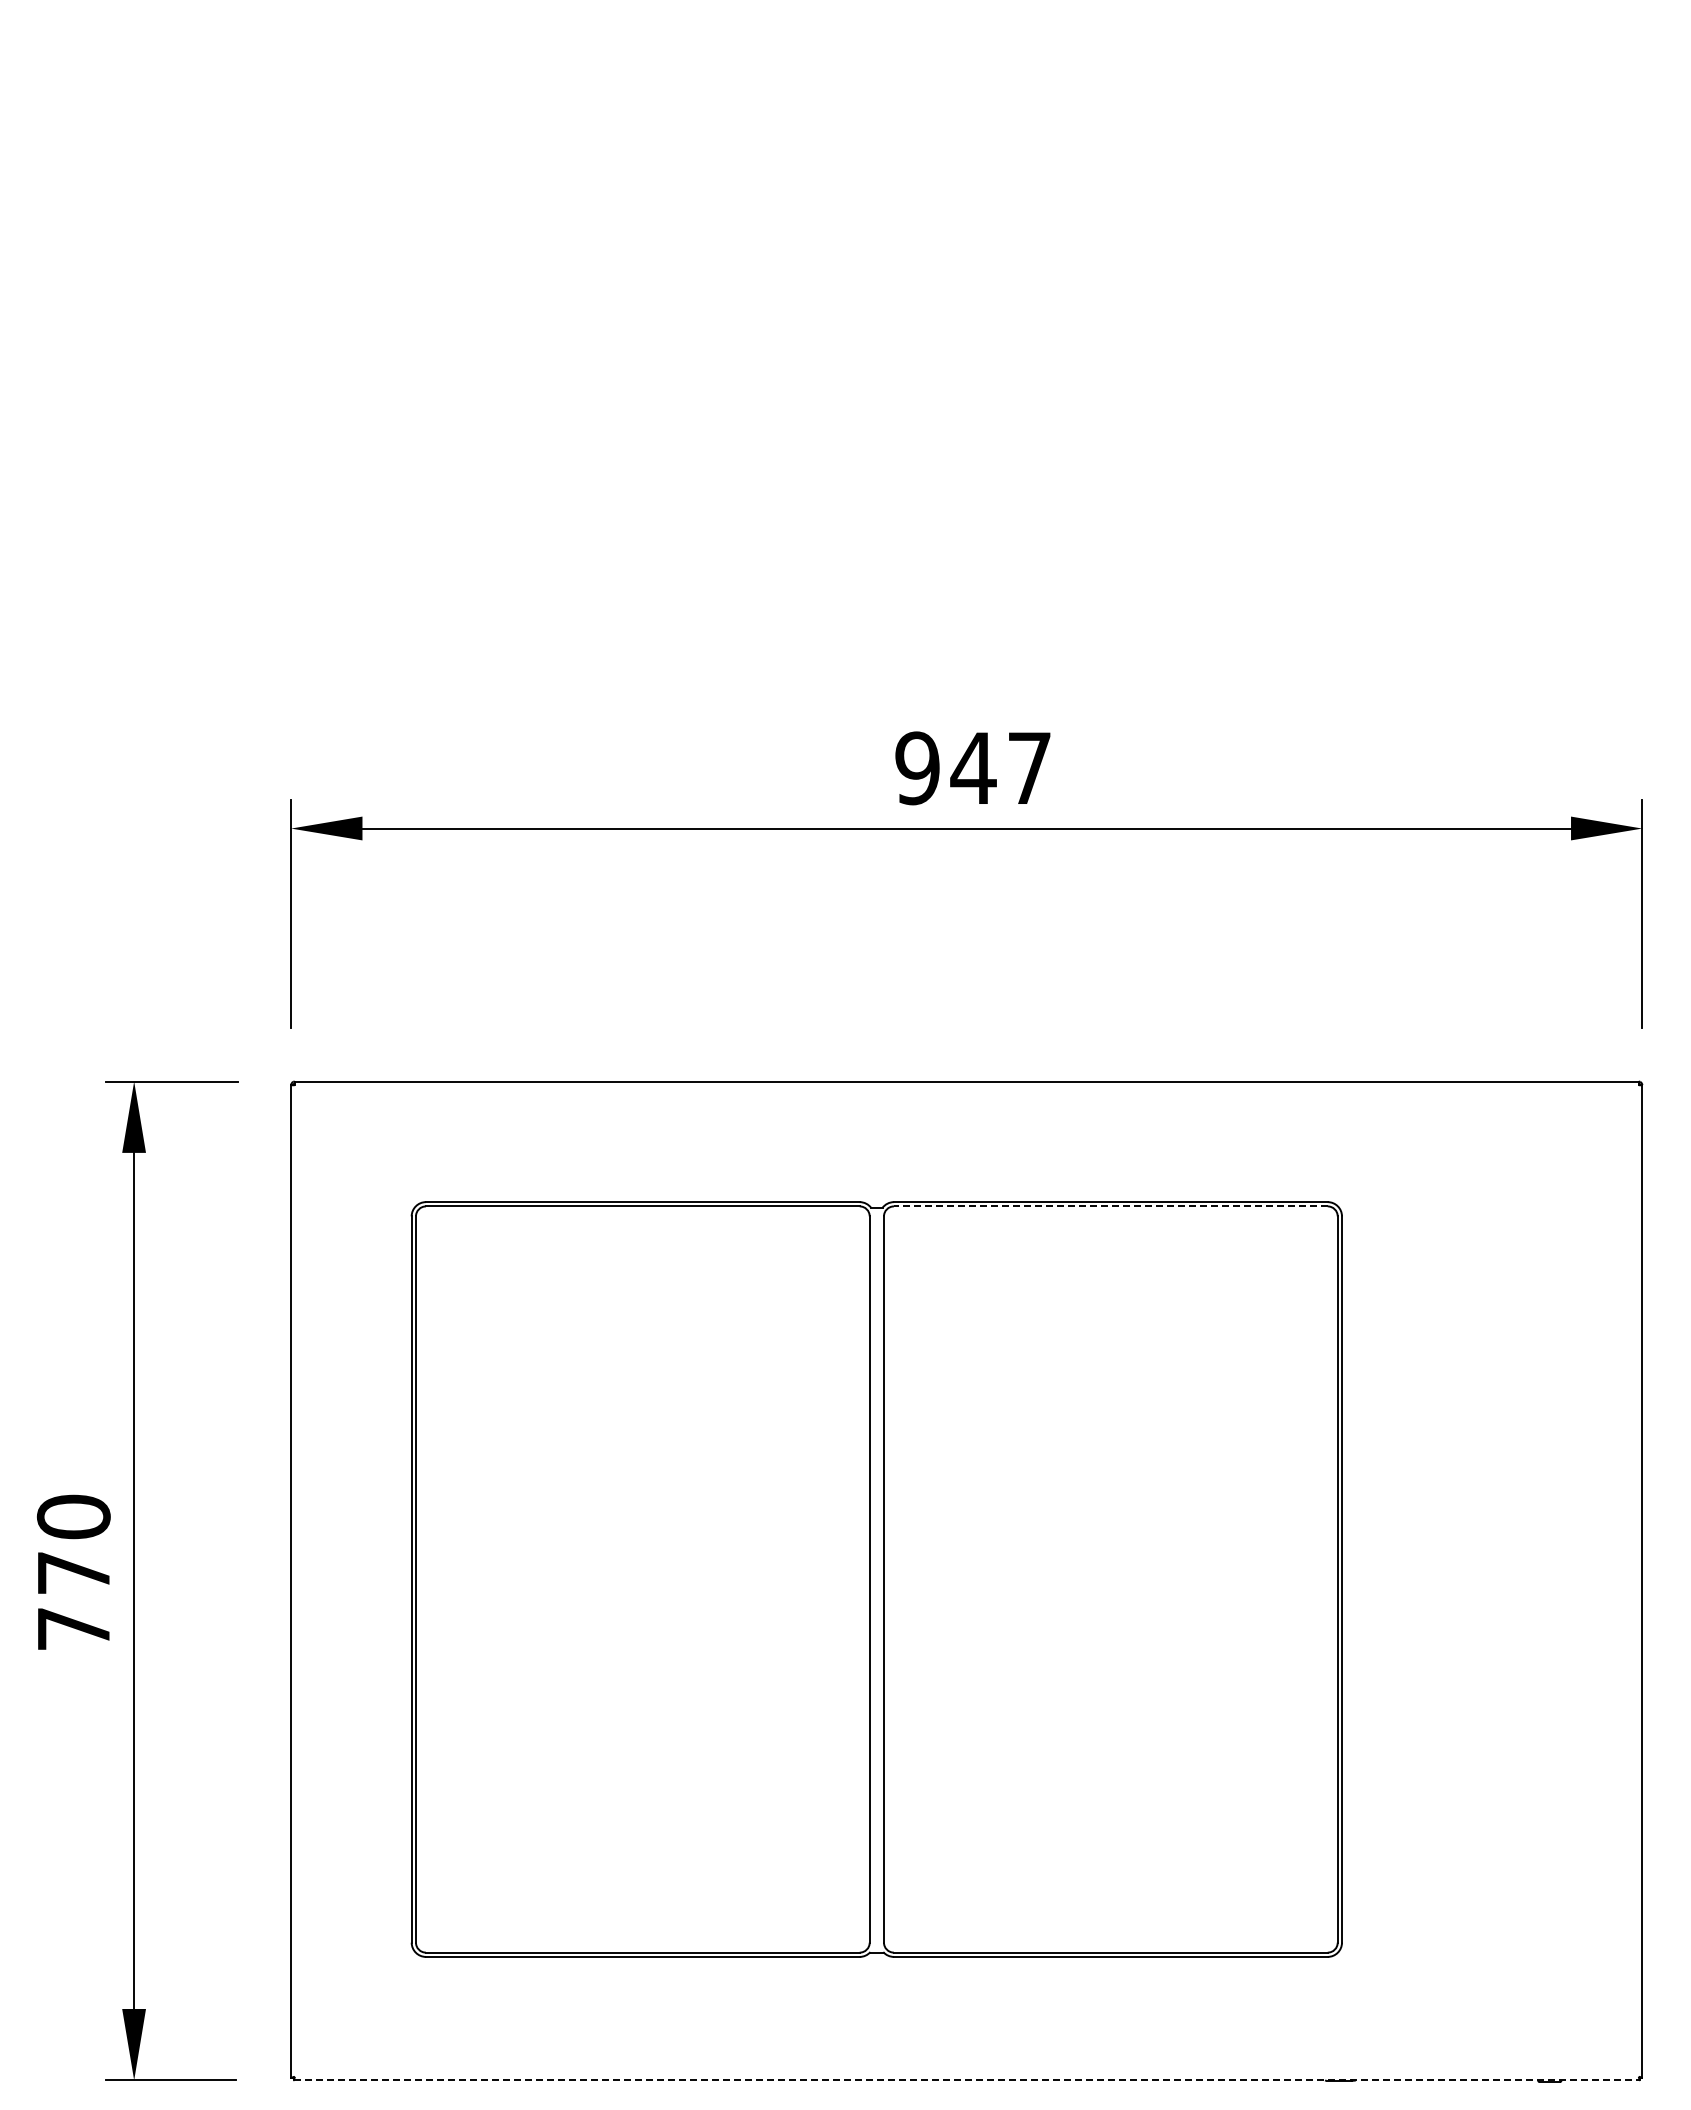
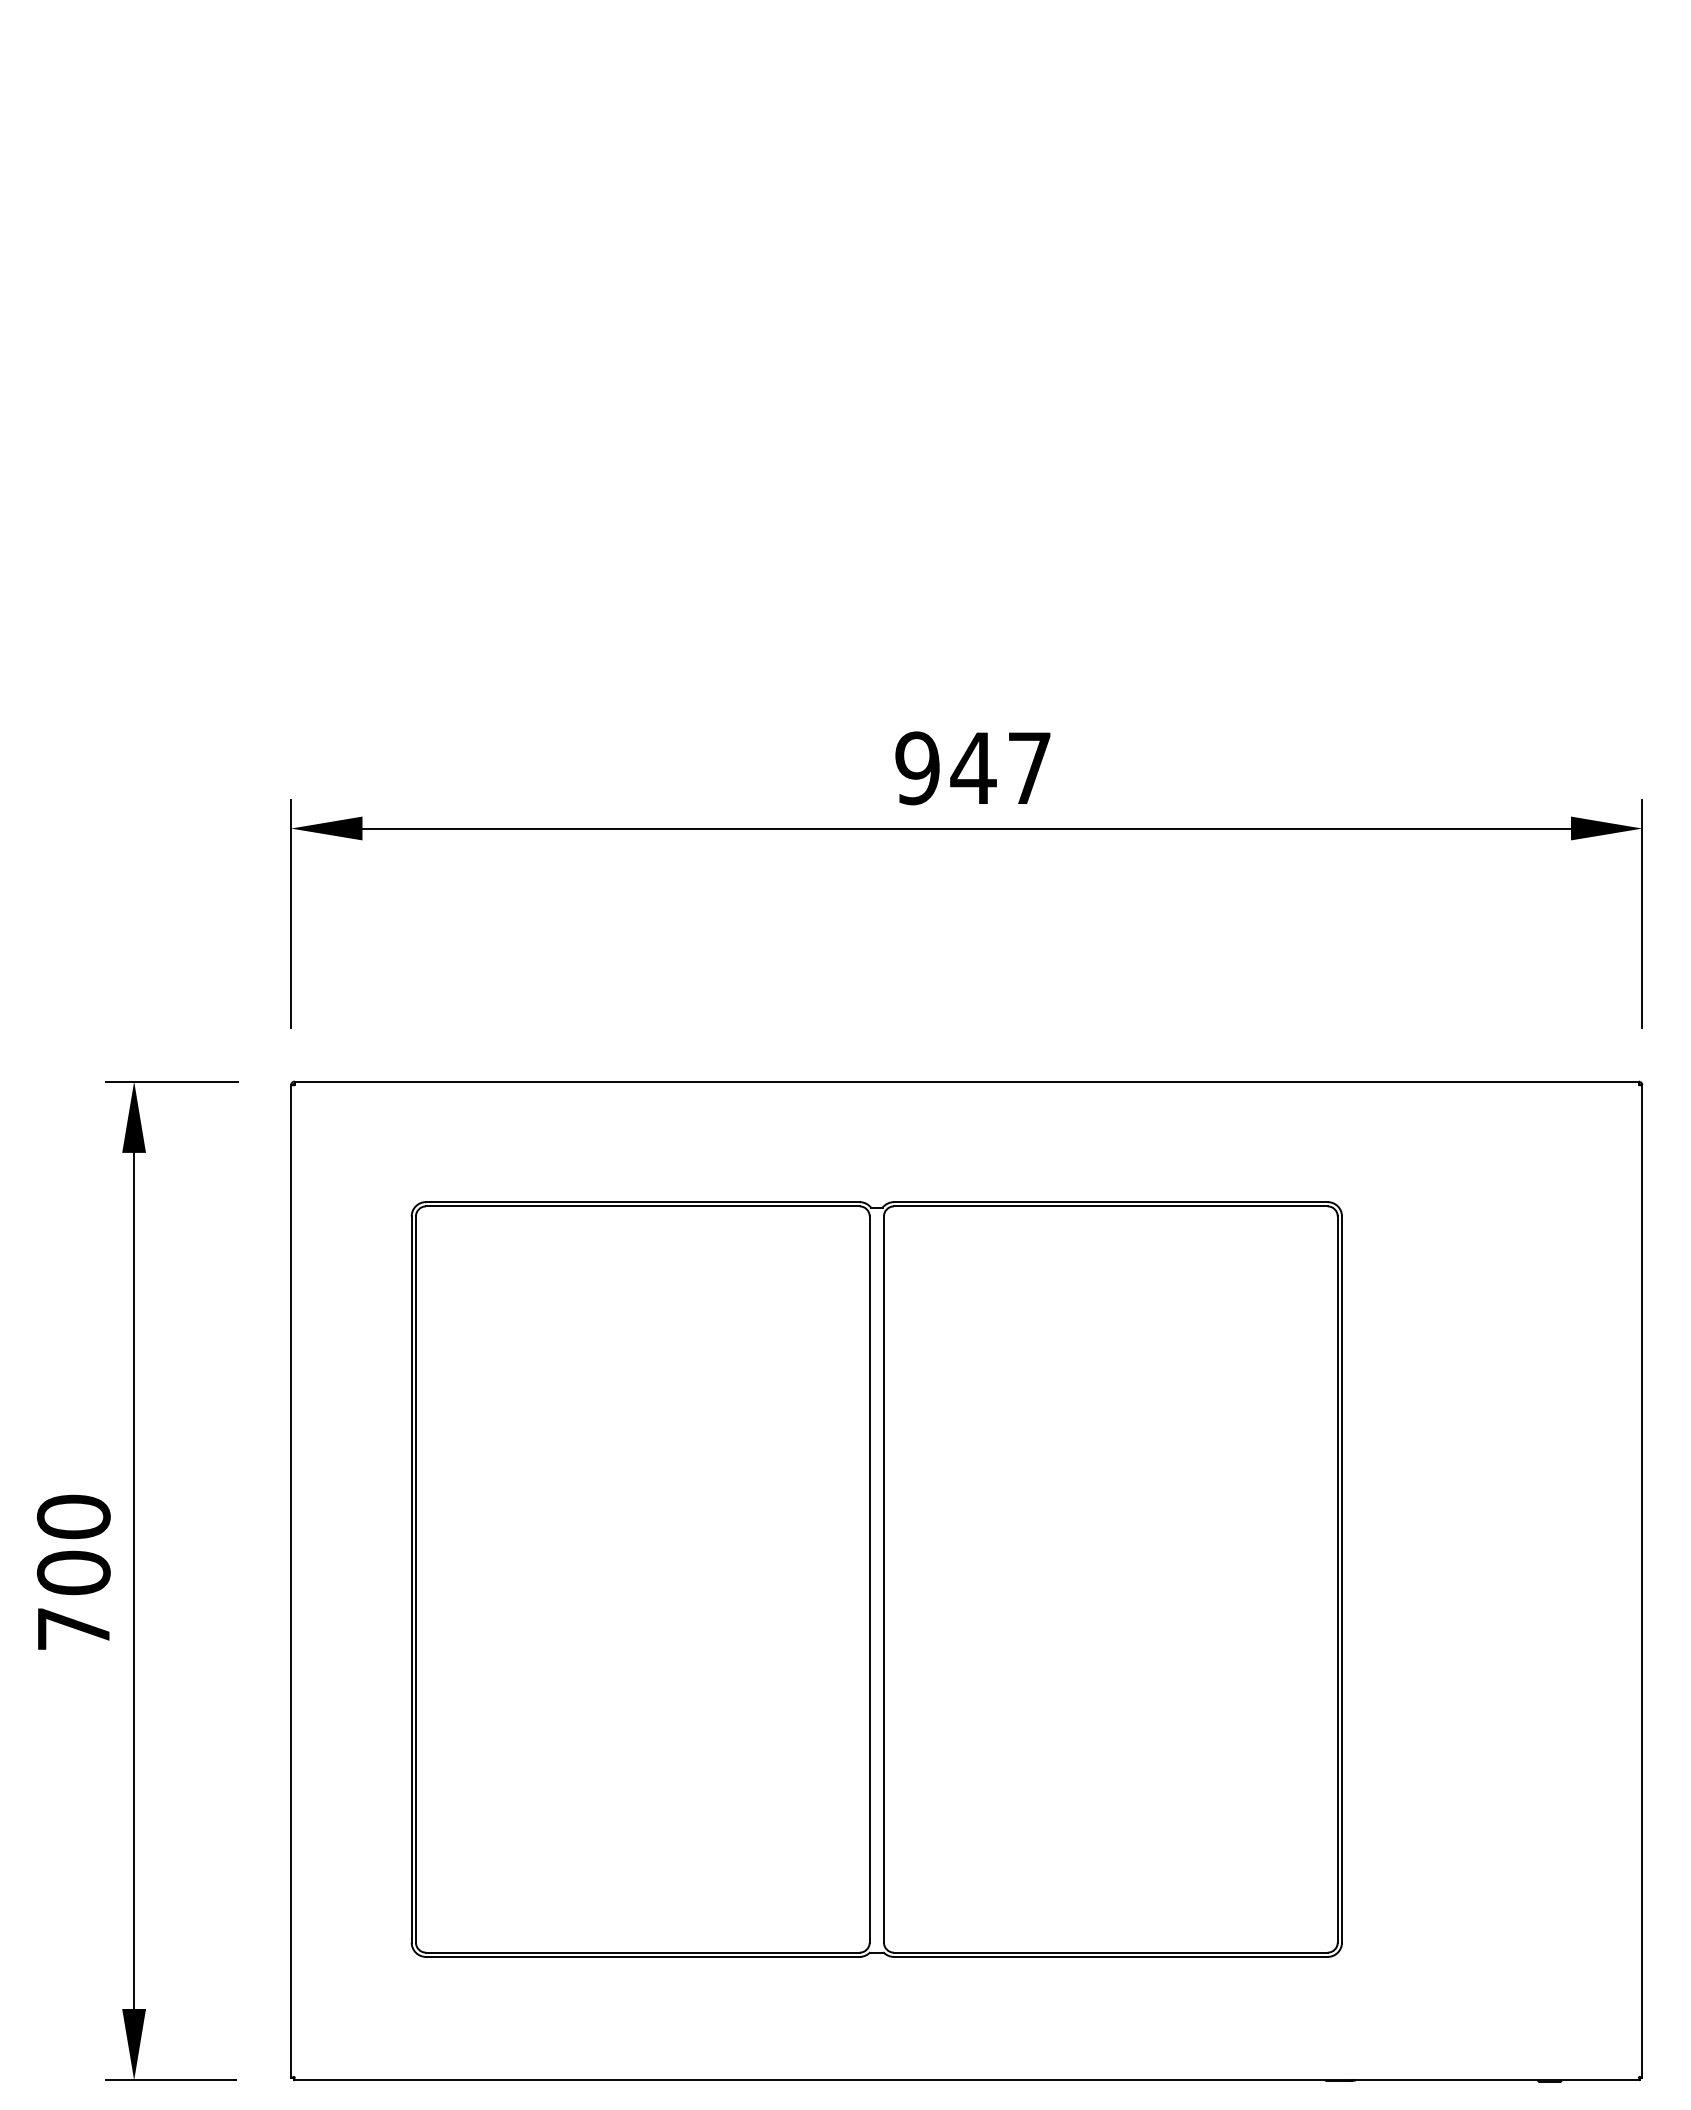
line: dashed -> solid (1110, 1206)
text: 770 -> 700 (73, 1572)
line: dashed -> solid (967, 2080)
